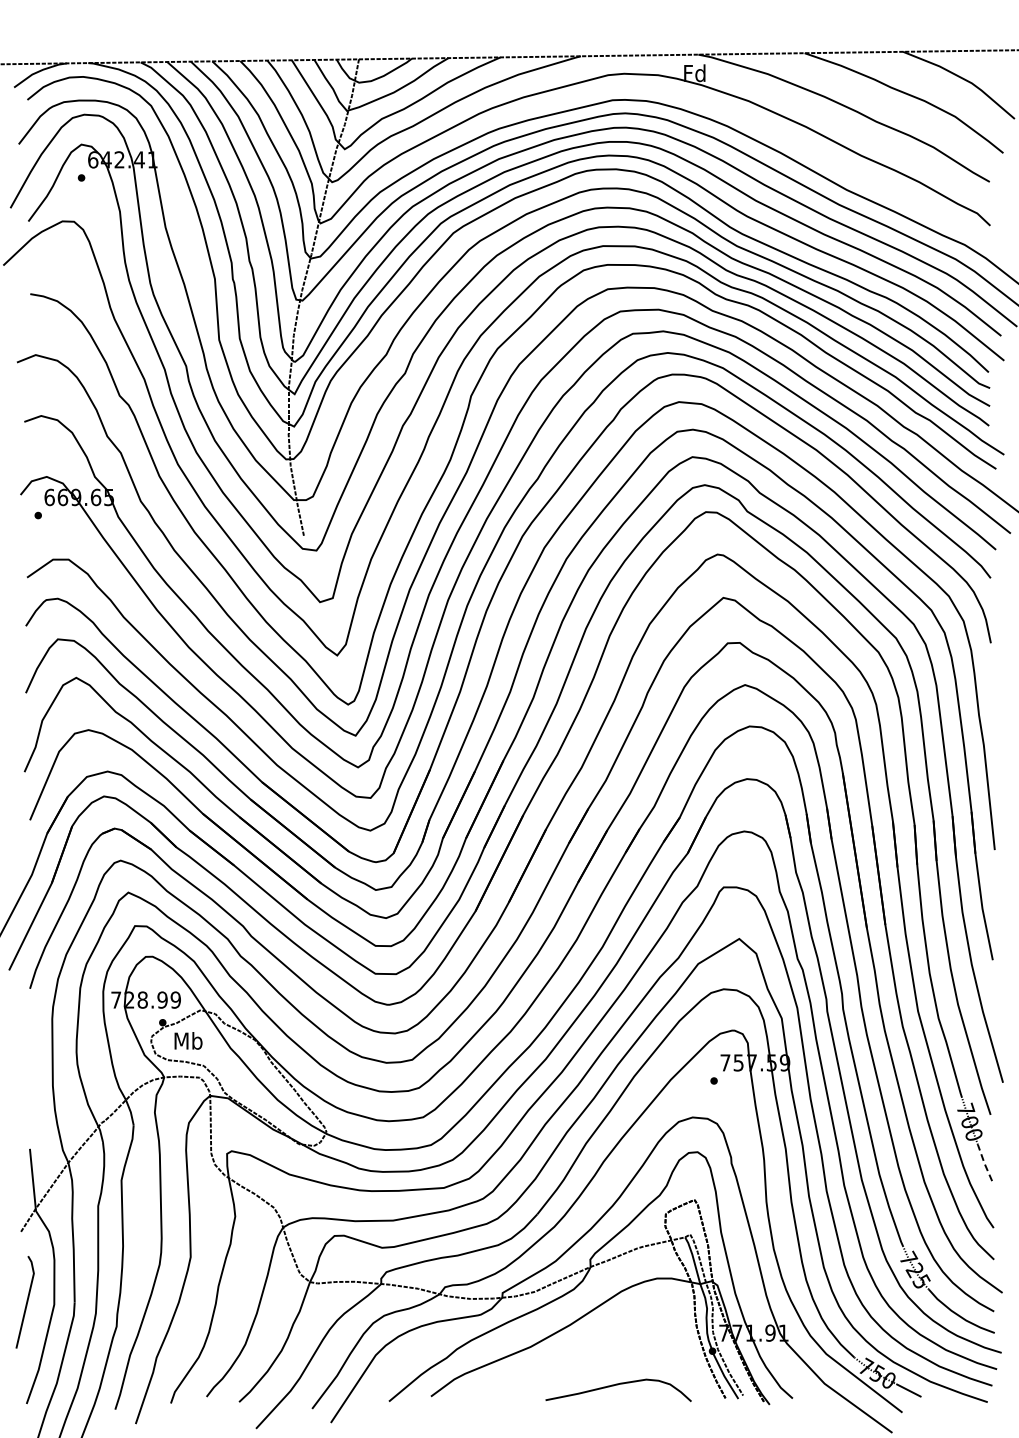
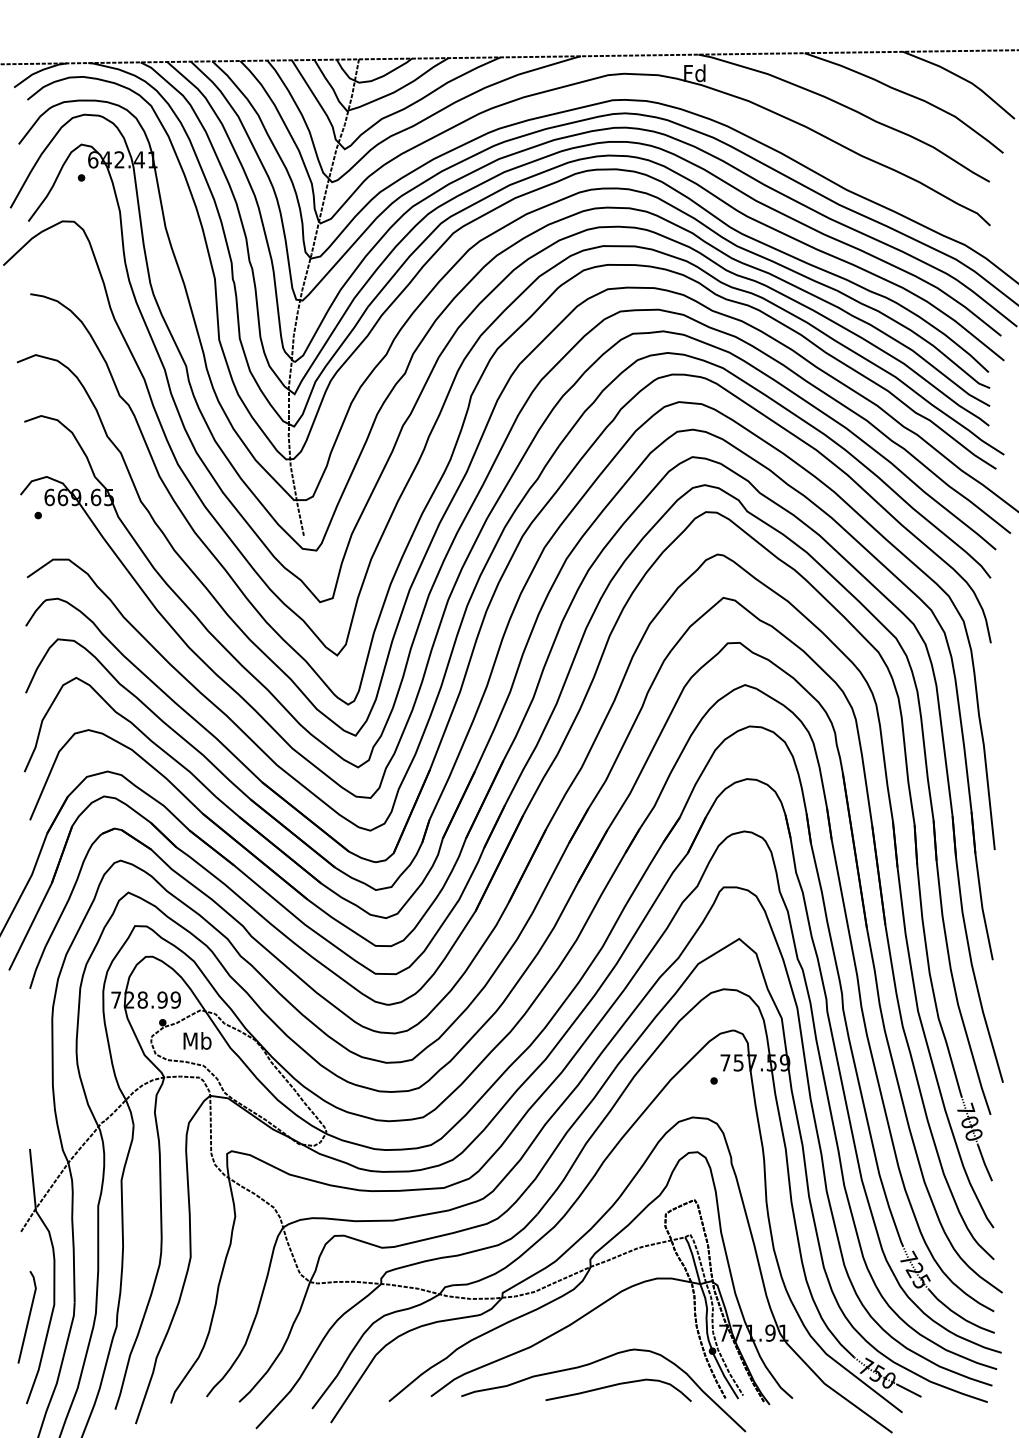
text position: (188, 1040) -> (197, 1040) (197, 1040)
line: dashed -> solid (984, 1163)
line position: (26, 1302) -> (28, 1317) (28, 1317)
curve: none -> present (594, 1363)
